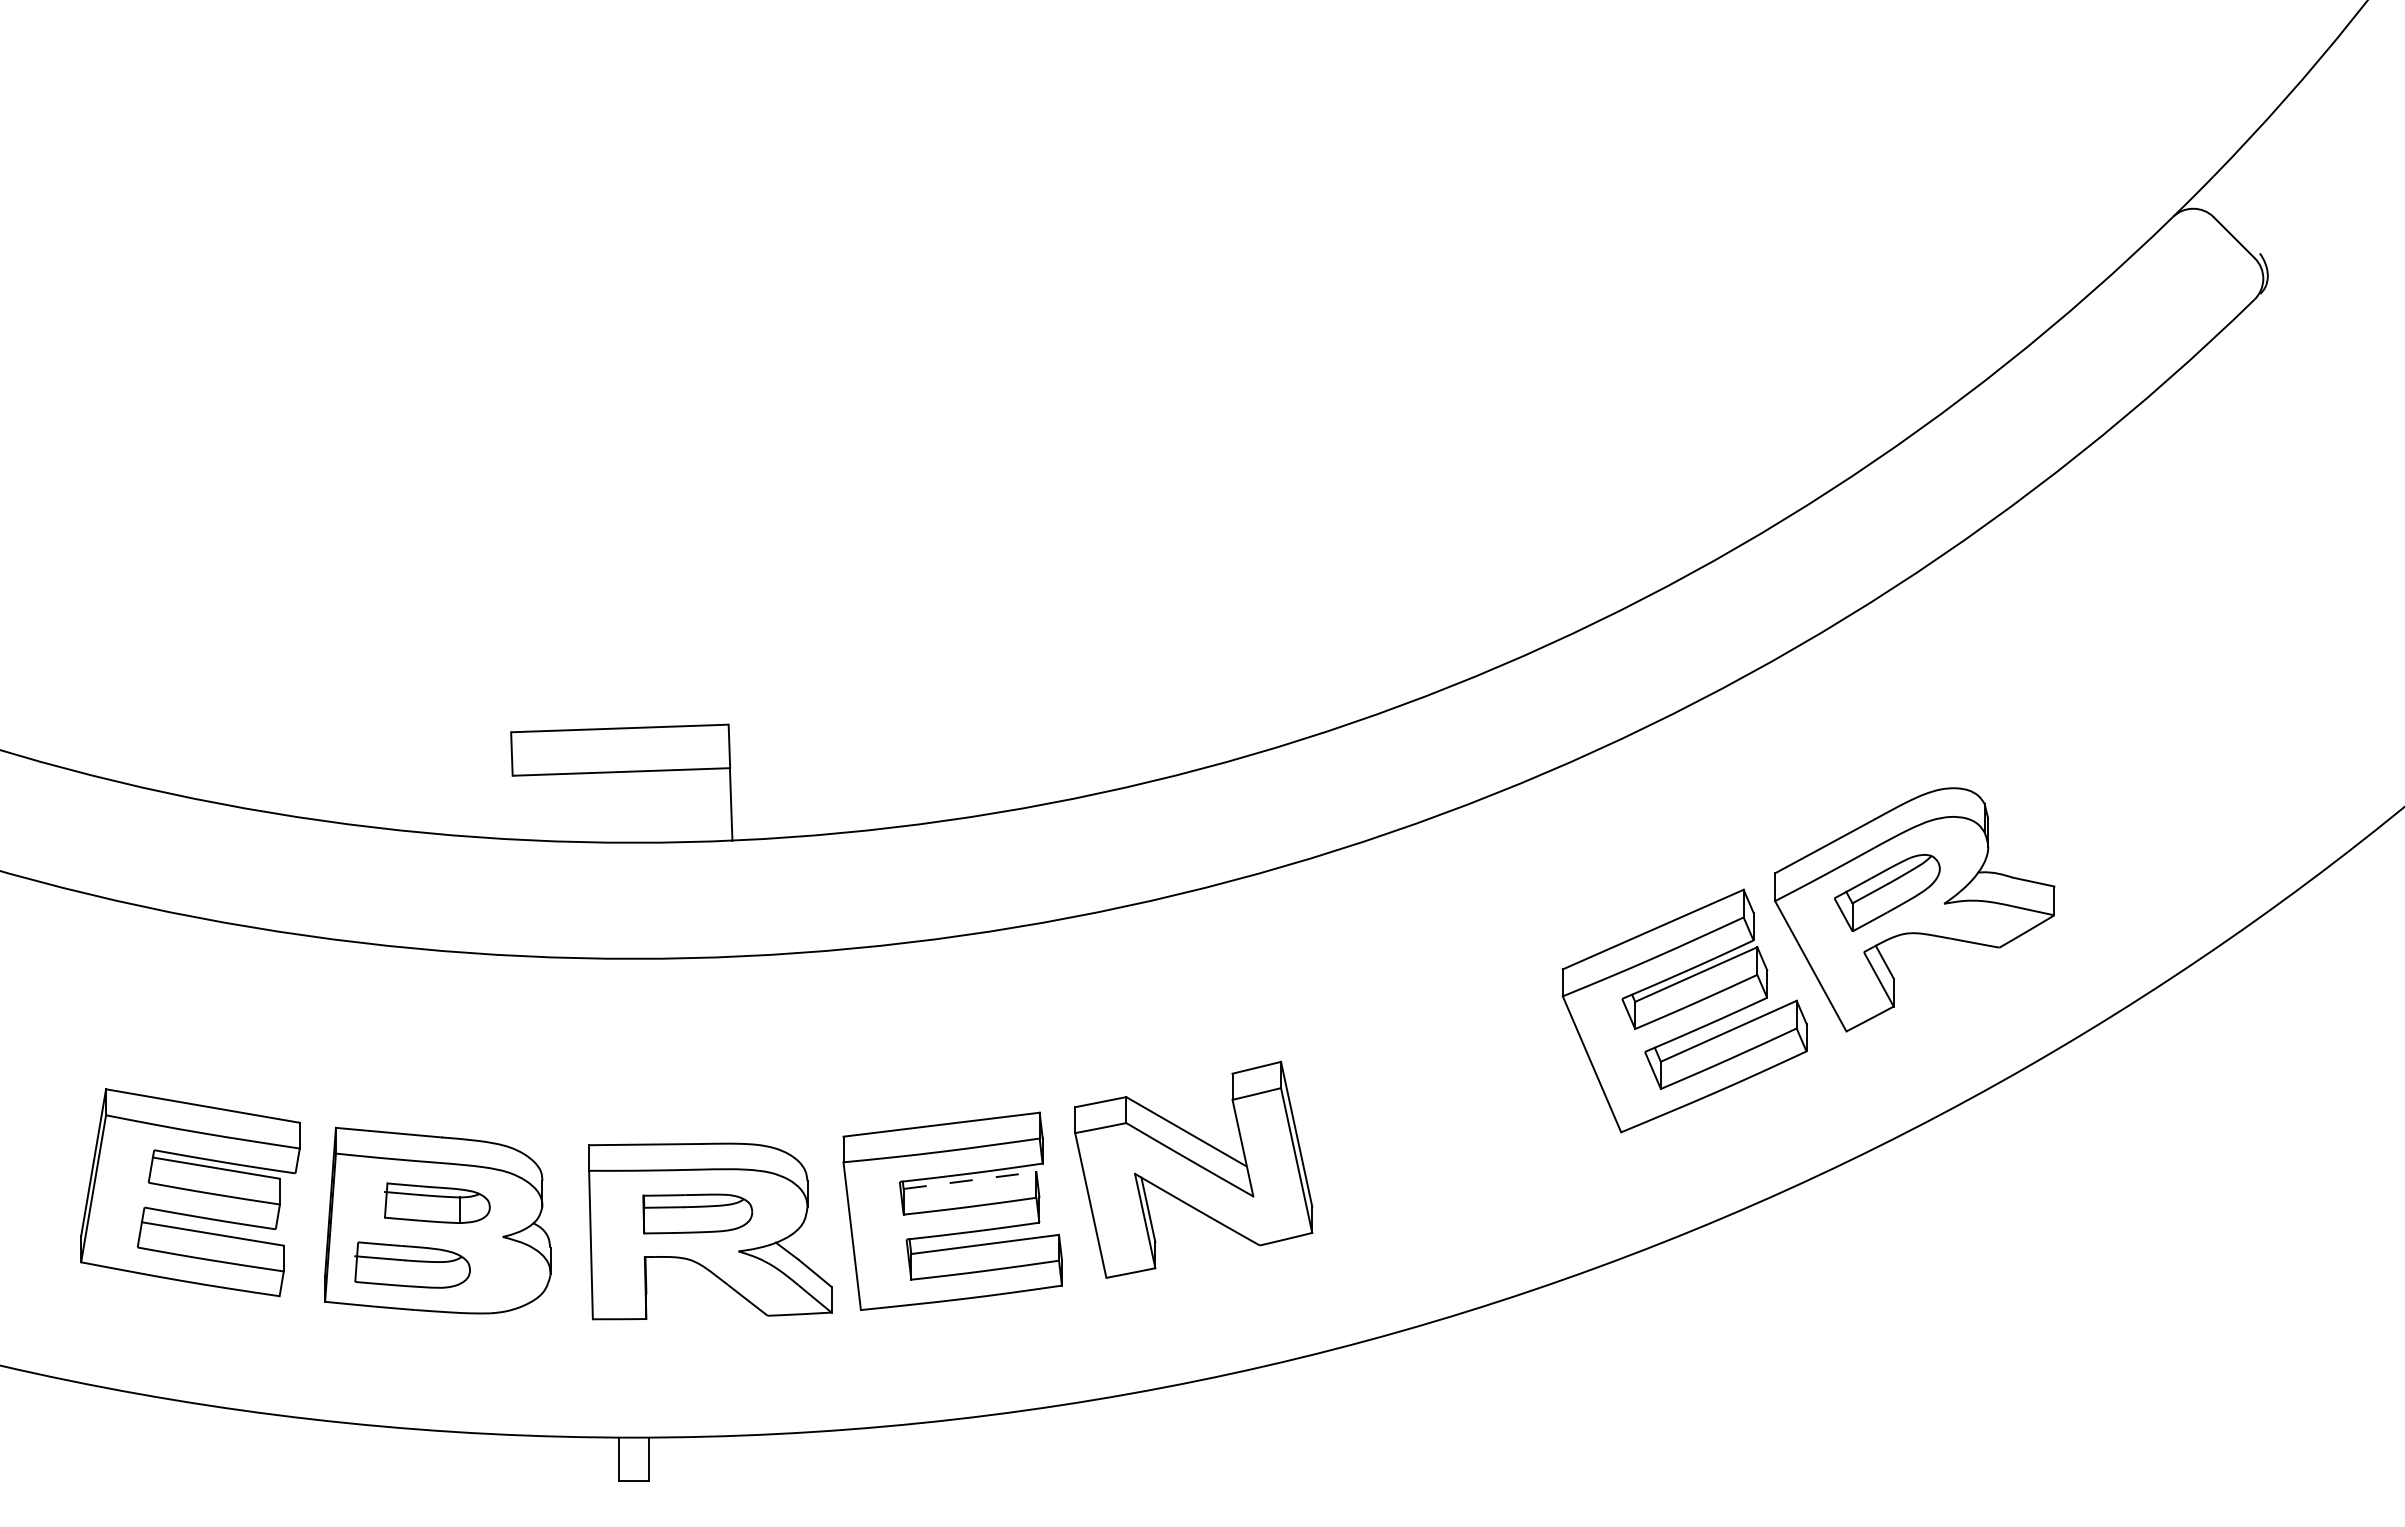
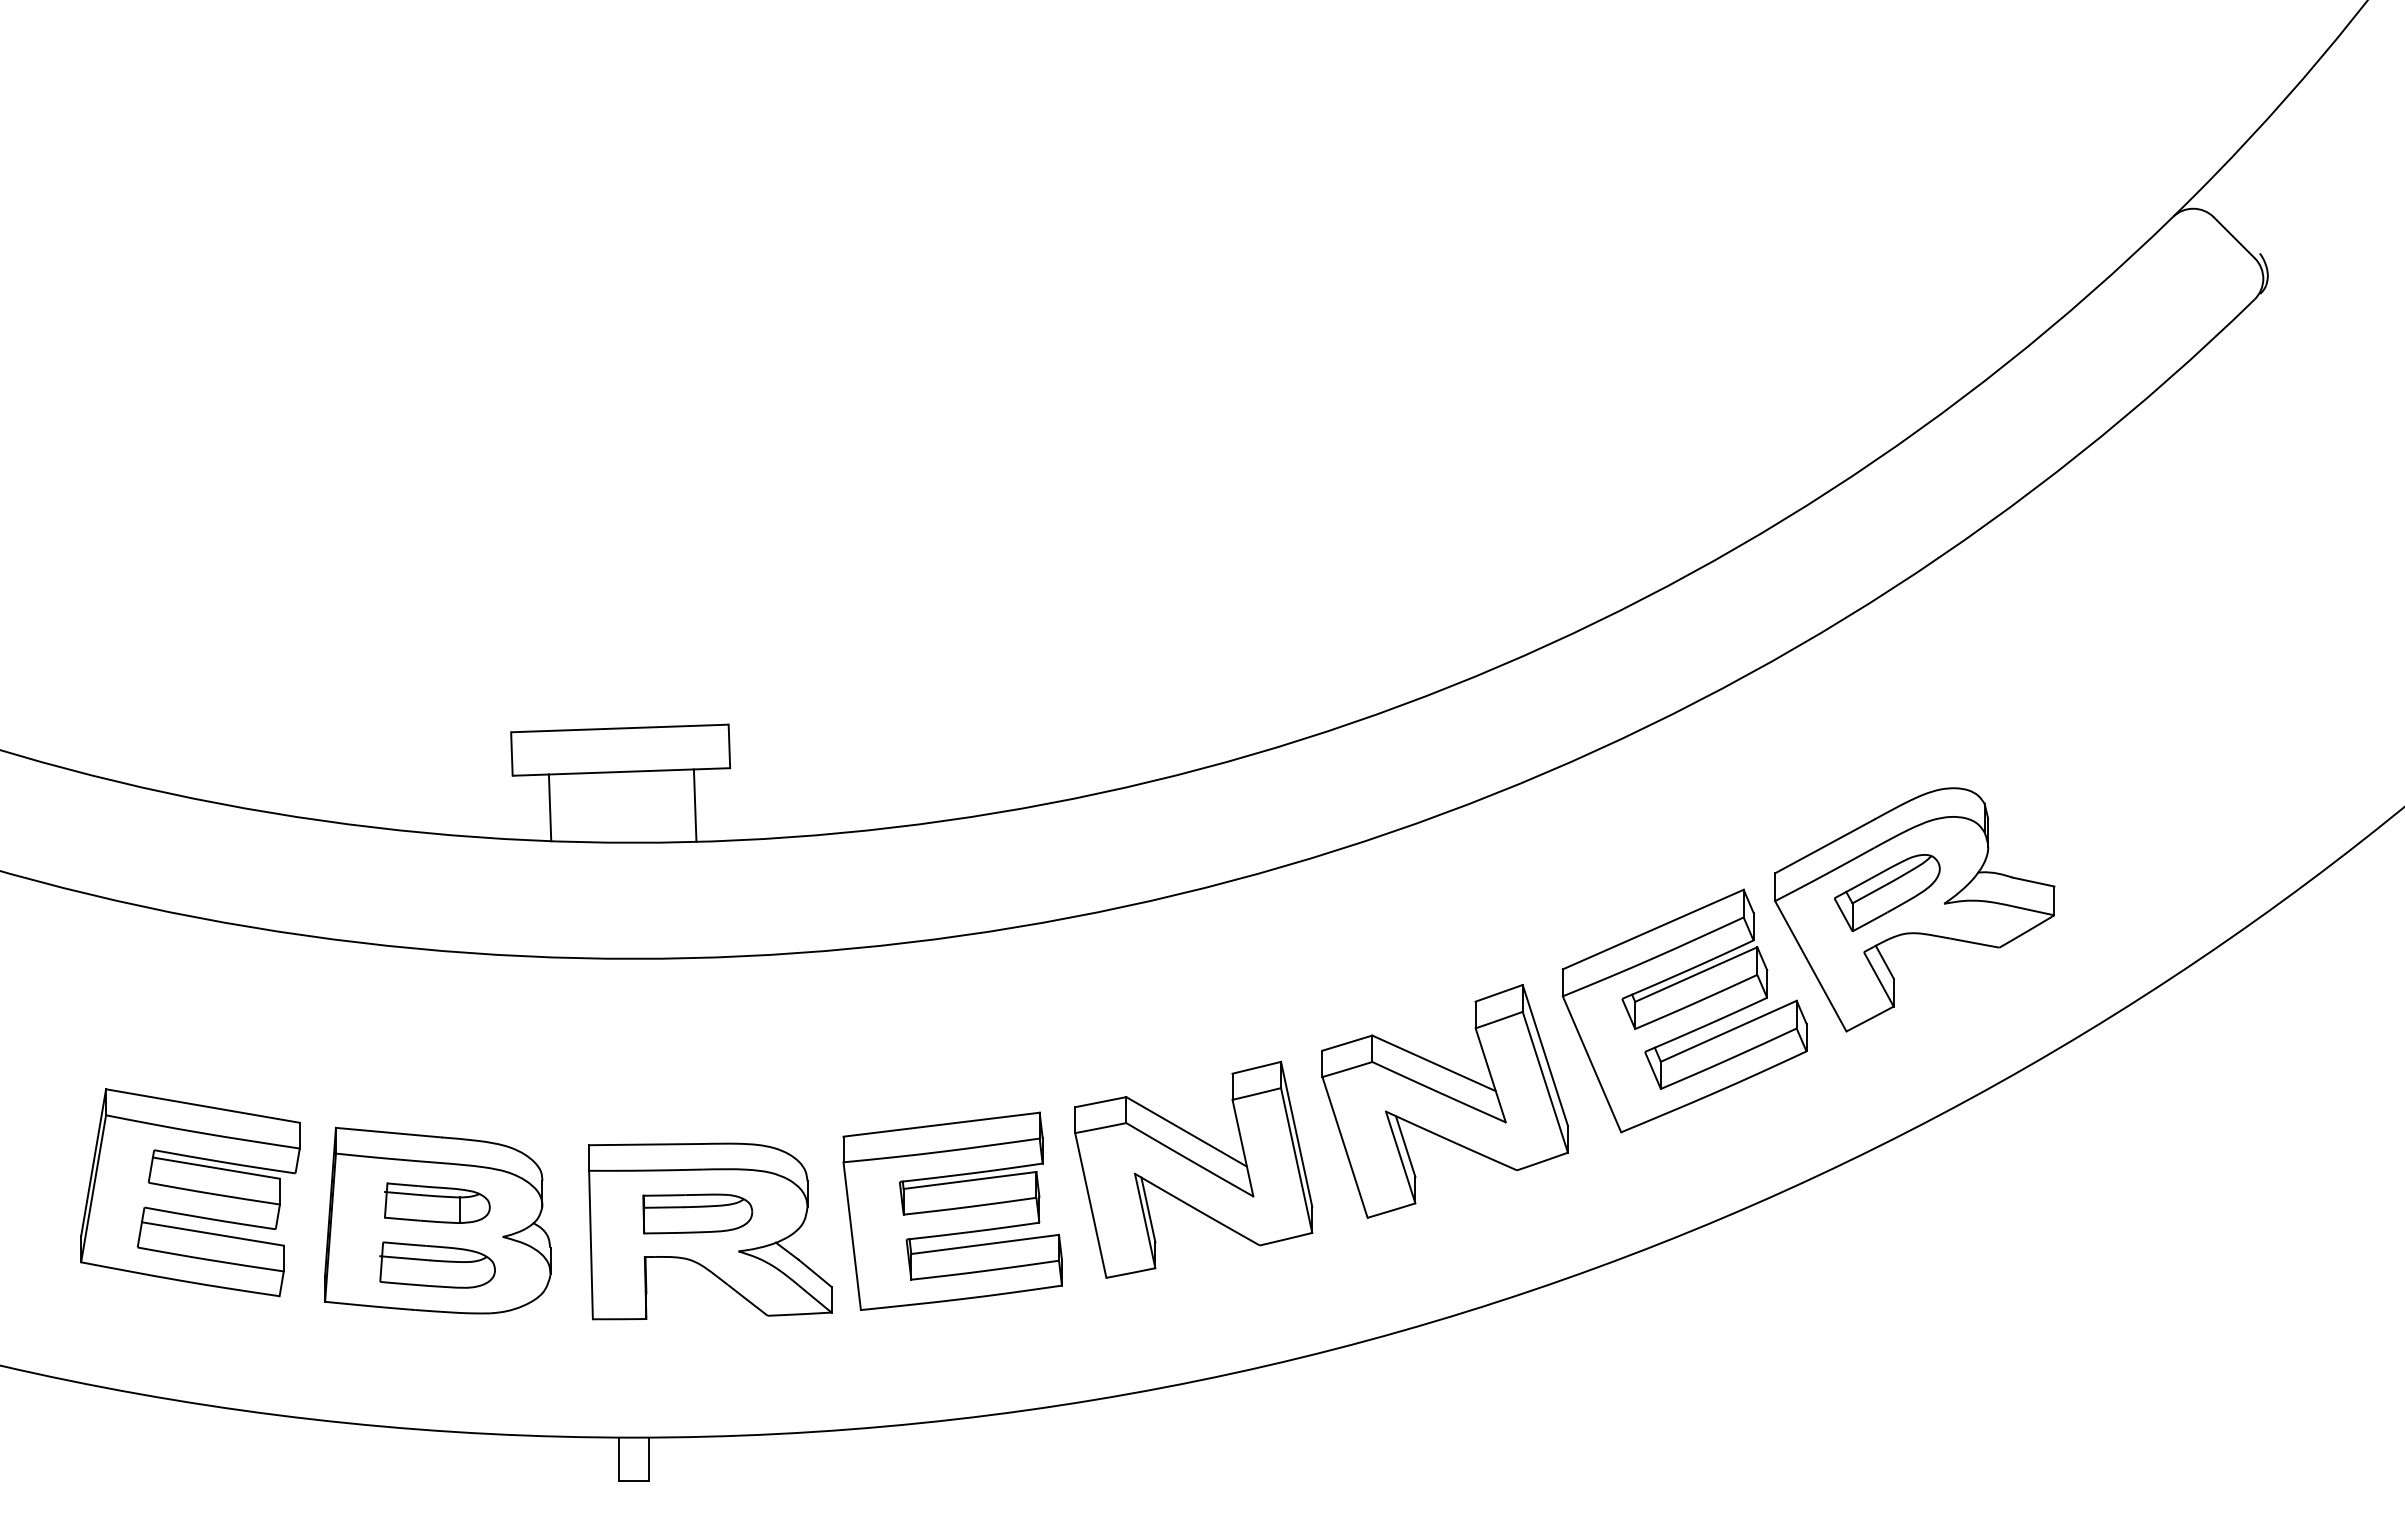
line position: (730, 804) -> (694, 805) (694, 805)
line: none -> present (549, 807)
part: none -> present (1444, 1101)
line: dashed -> solid (970, 1180)
part position: (412, 1264) -> (437, 1264) (437, 1264)
